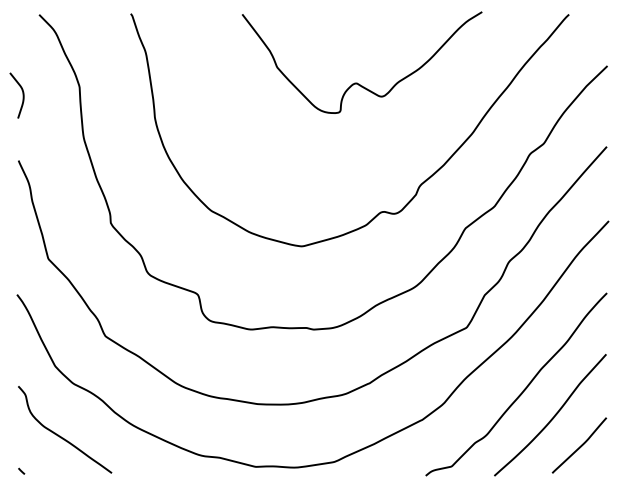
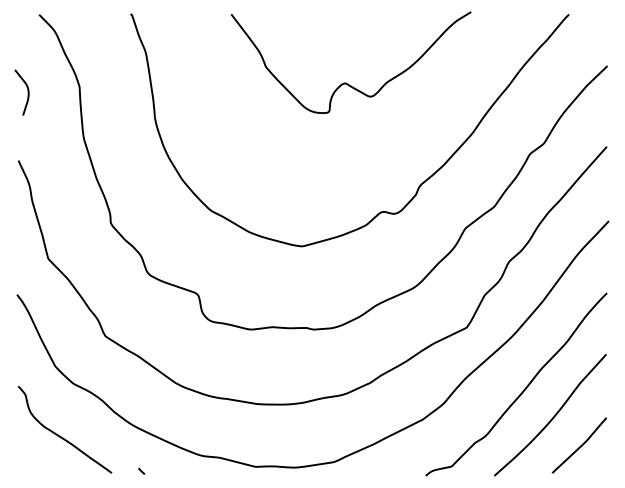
curve position: (357, 82) -> (346, 82) (346, 82)
curve position: (22, 95) -> (27, 92) (27, 92)
line position: (21, 470) -> (141, 470) (141, 470)
